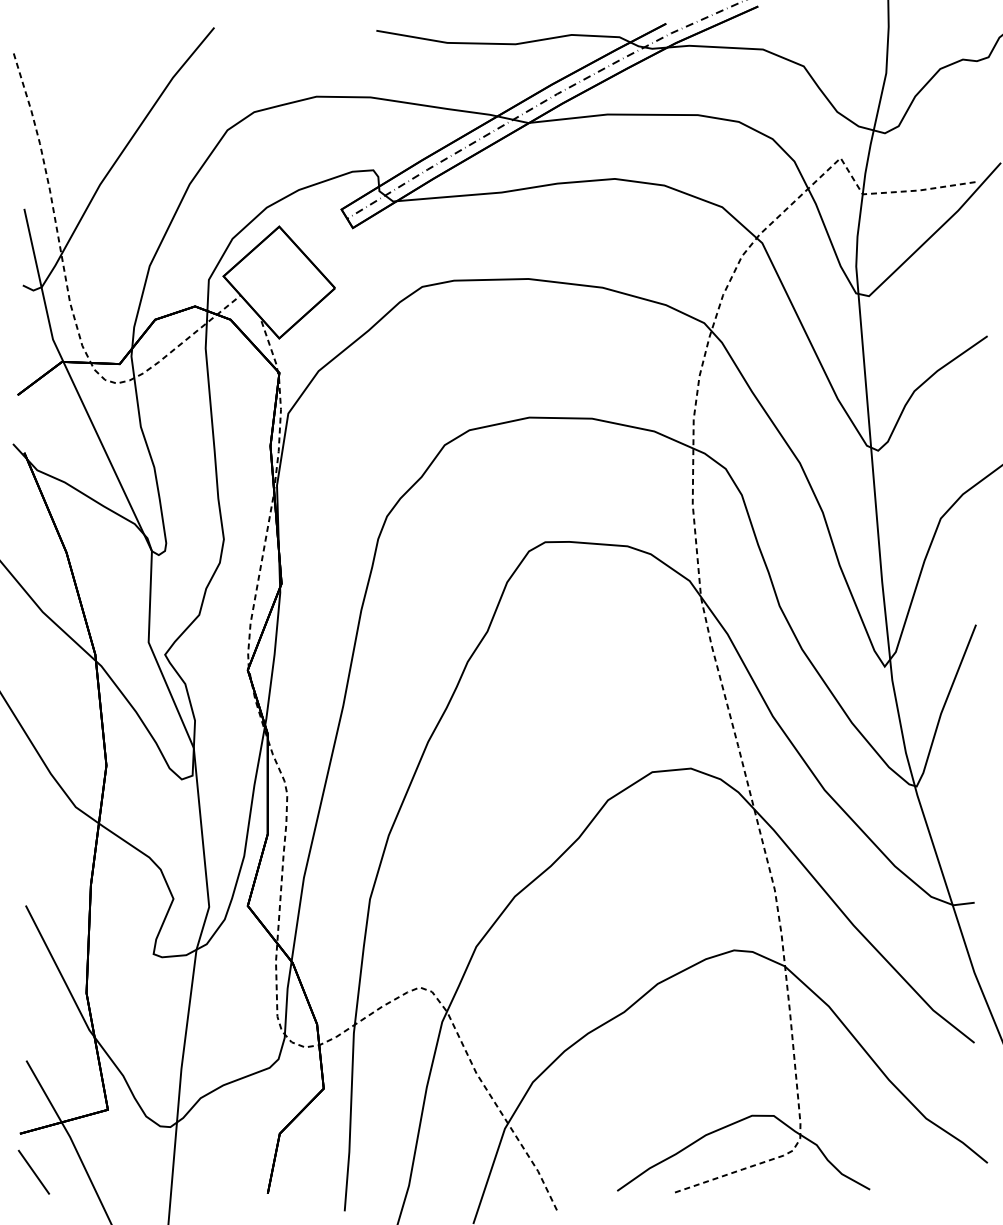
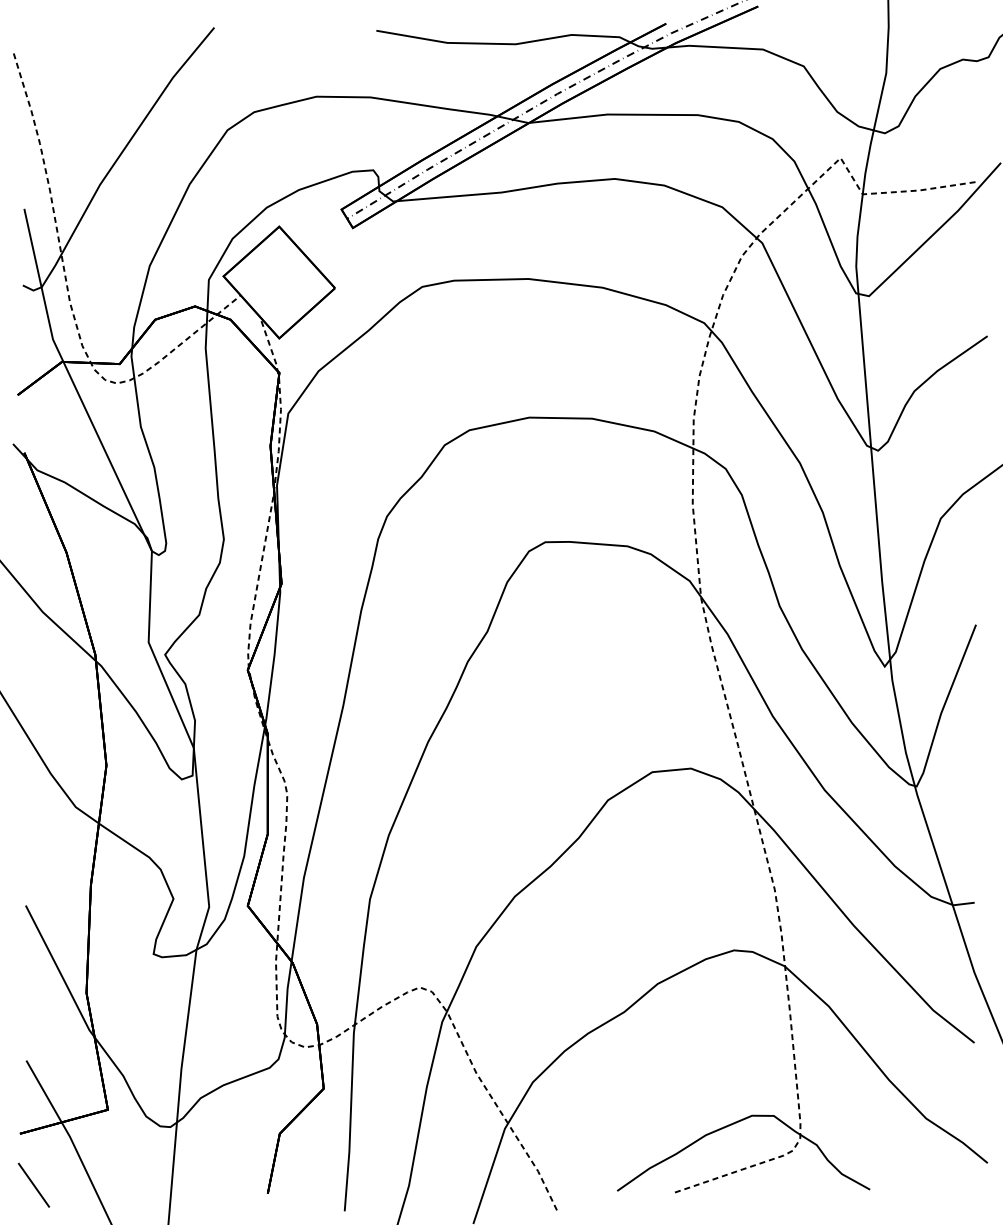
line position: (33, 1171) -> (33, 1184) (33, 1184)
